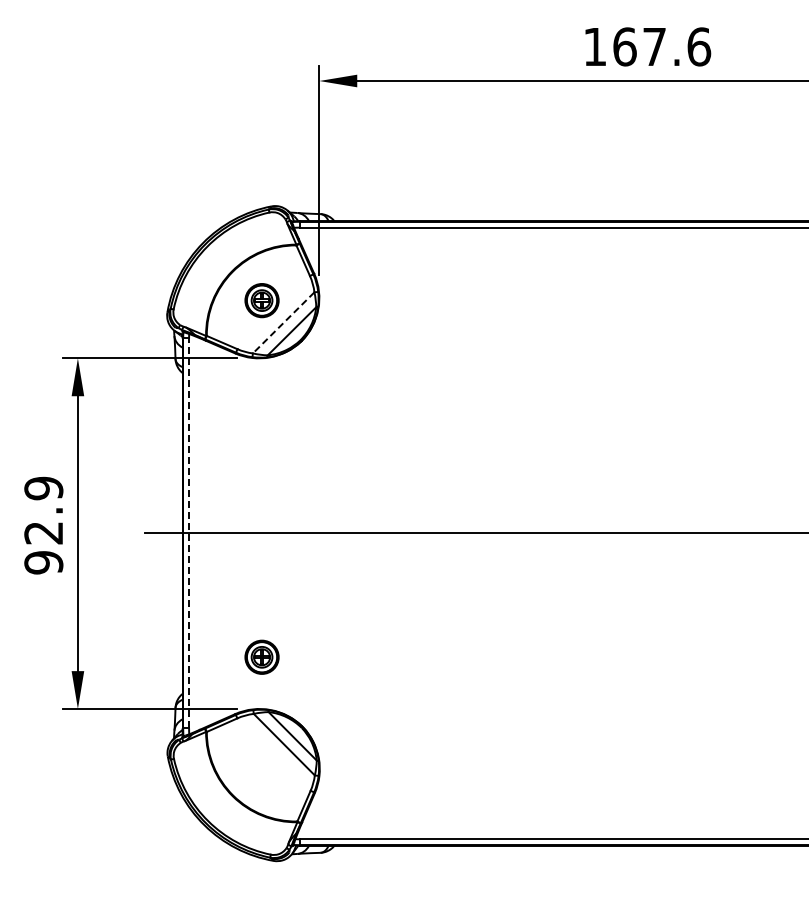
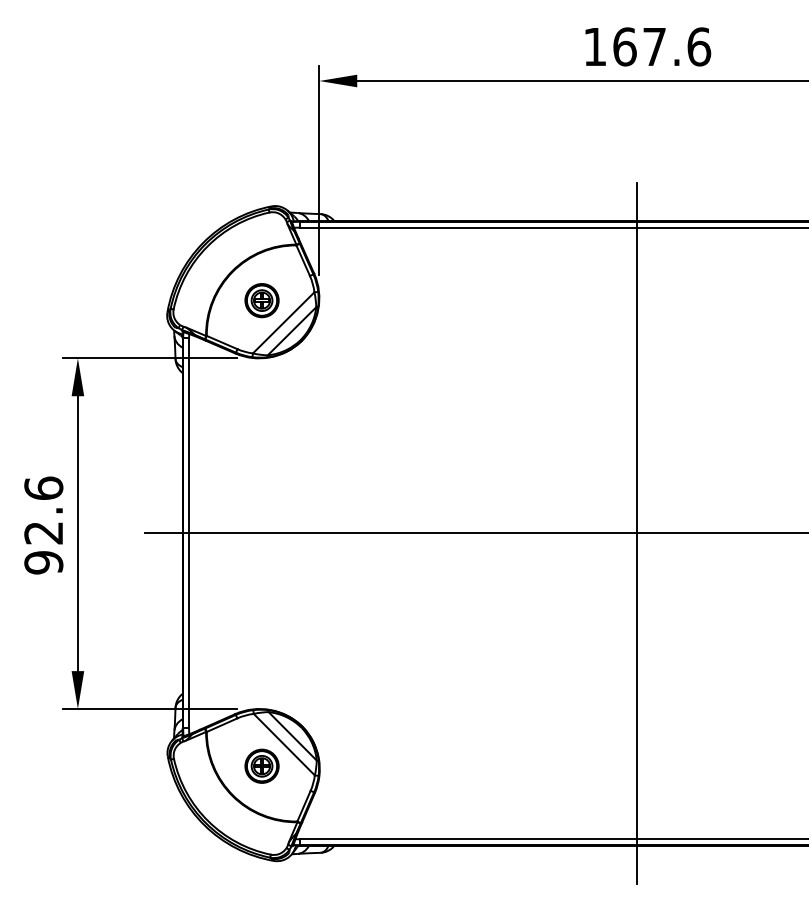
line: dashed -> solid (283, 323)
text: 92.9 -> 92.6 (43, 488)
line: dashed -> solid (189, 533)
line: none -> present (636, 533)
part position: (261, 656) -> (261, 765) (261, 765)
